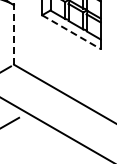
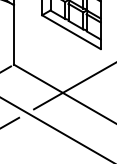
line: dashed -> solid (14, 32)
line: dashed -> solid (71, 32)
line: none -> present (73, 86)
